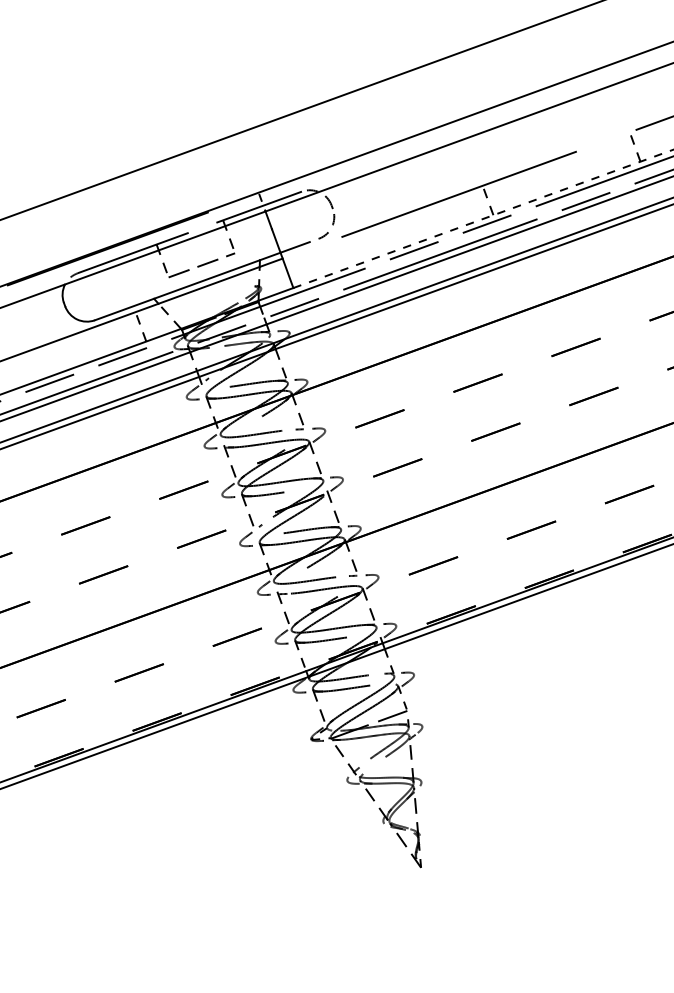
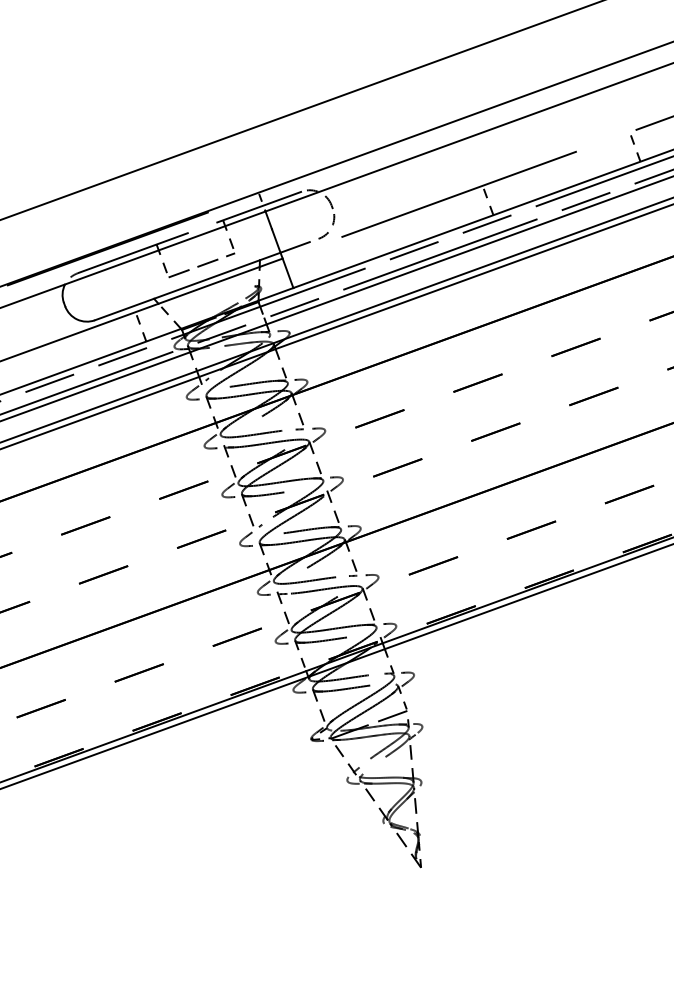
line: dashed -> solid (482, 219)
